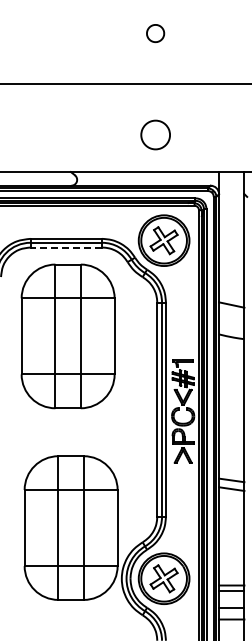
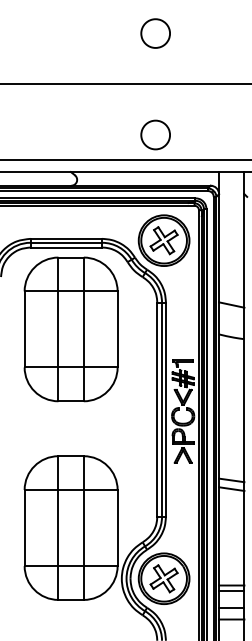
part size: 20x20 px -> 31x31 px (155, 33)
line: none -> present (125, 160)
line: dashed -> solid (66, 247)
part position: (67, 336) -> (70, 329) (70, 329)
